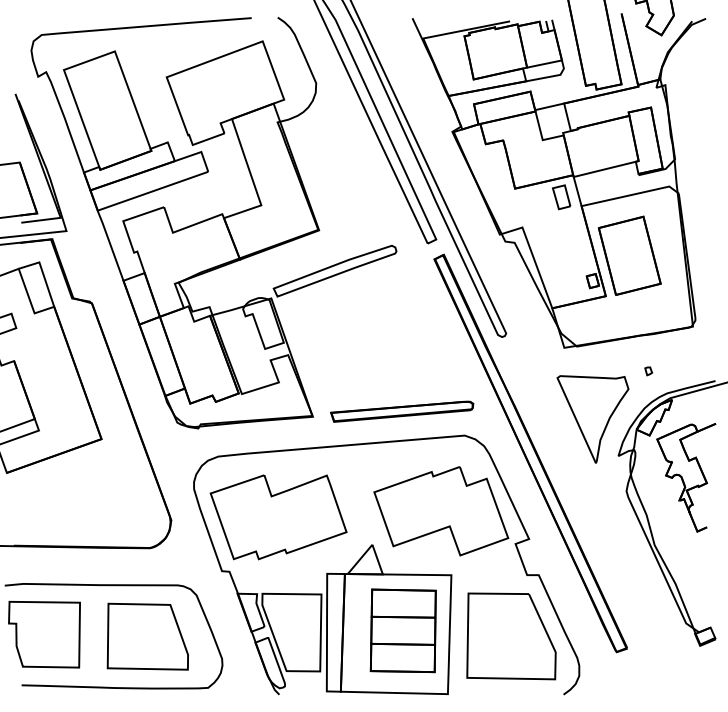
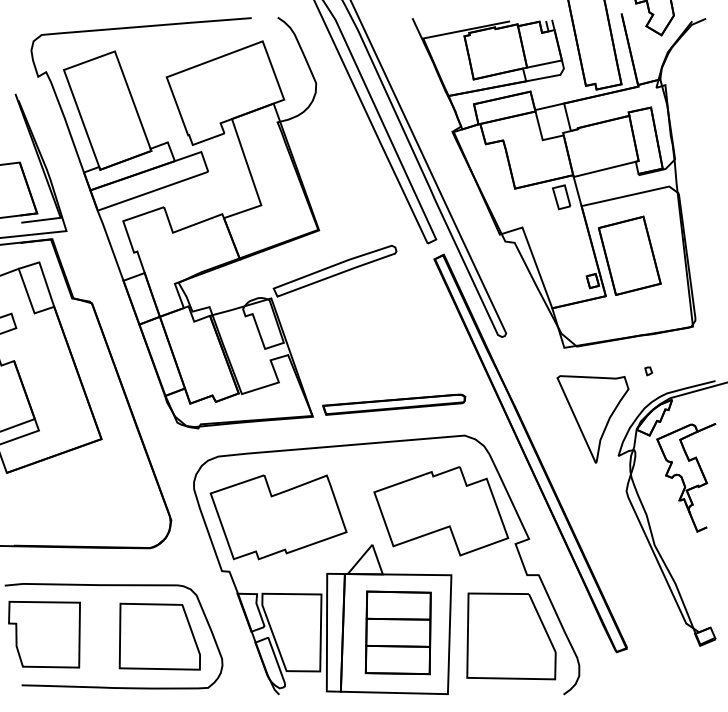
part position: (402, 411) -> (394, 404) (394, 404)
part position: (402, 630) -> (397, 632) (397, 632)
part position: (147, 636) -> (159, 636) (159, 636)
